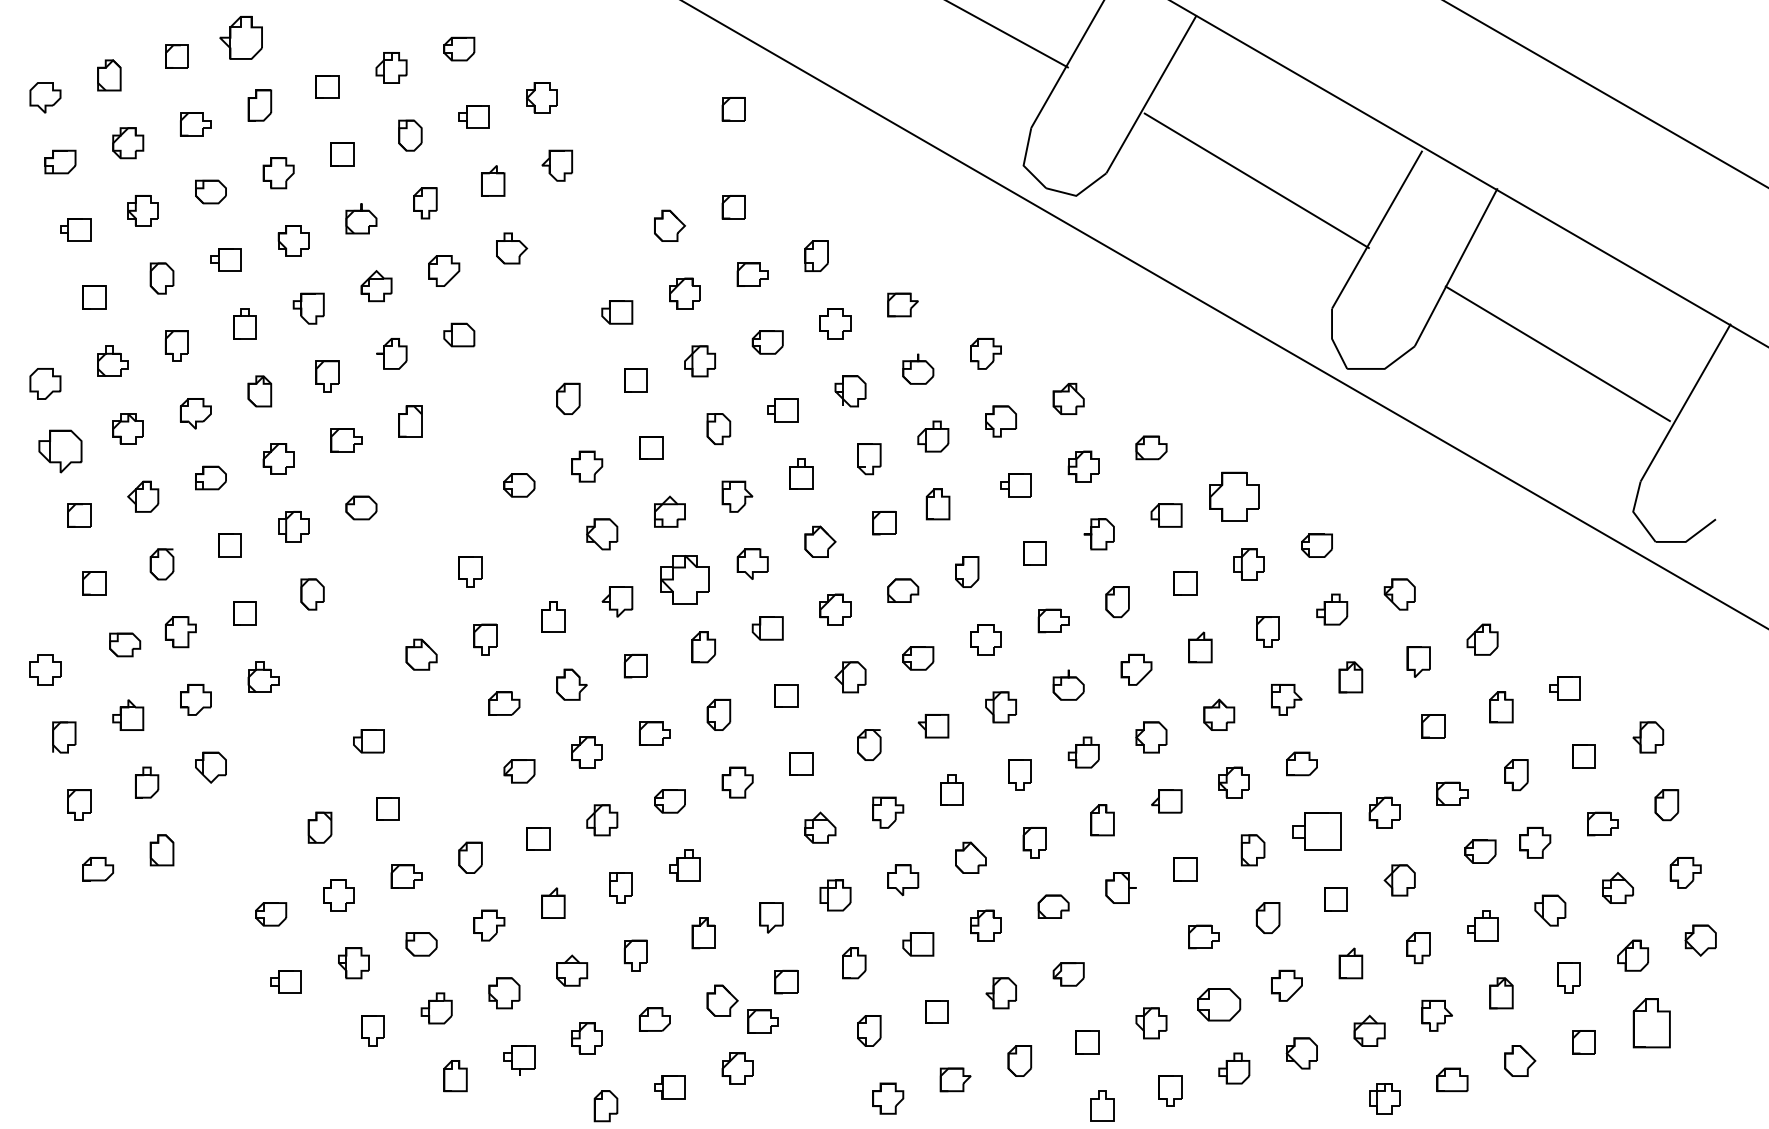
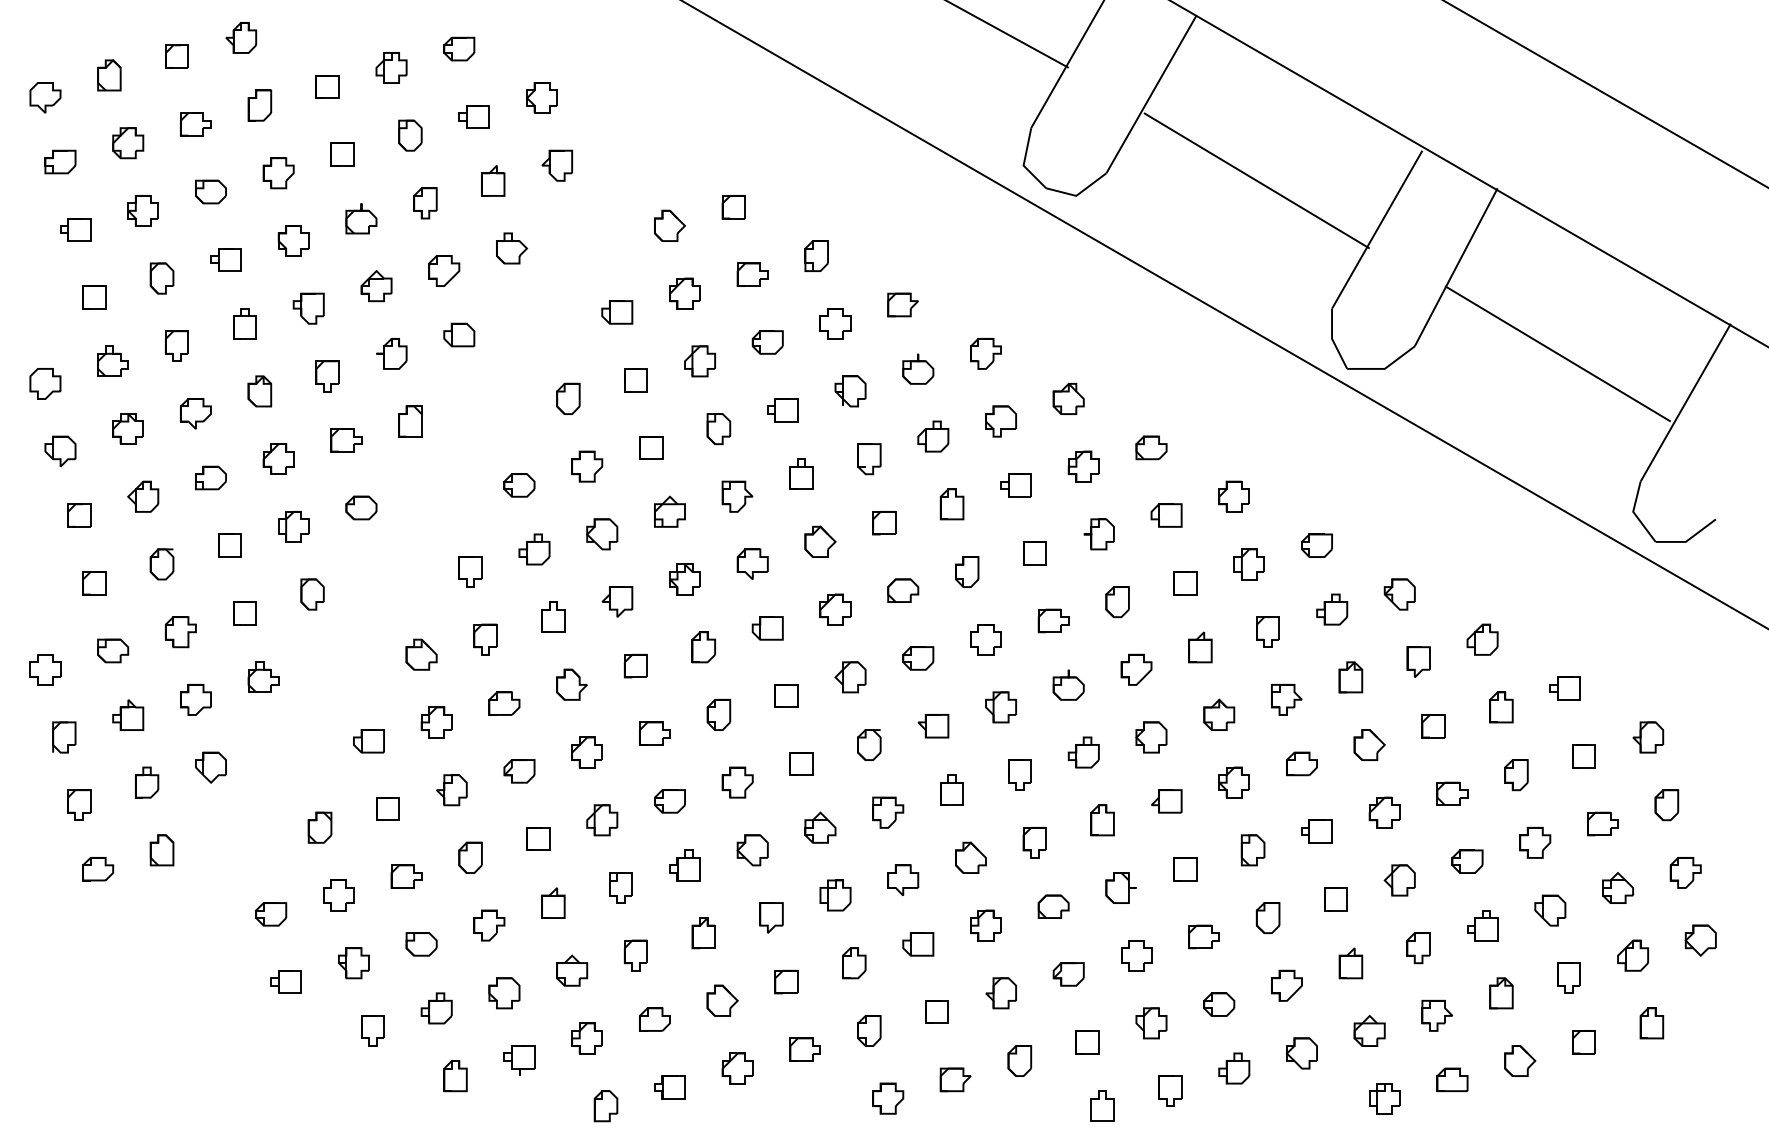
part size: 44x44 px -> 33x32 px (241, 37)
part: present -> none (733, 109)
part size: 45x45 px -> 33x33 px (60, 451)
part size: 51x51 px -> 32x33 px (1233, 496)
part position: (937, 504) -> (951, 504) (951, 504)
part: none -> present (534, 549)
part size: 50x50 px -> 32x33 px (684, 579)
part position: (125, 644) -> (113, 650) (113, 650)
part: none -> present (436, 722)
part: none -> present (1369, 744)
part: none -> present (451, 790)
part size: 50x39 px -> 32x25 px (1316, 831)
part: none -> present (752, 850)
part position: (1480, 851) -> (1467, 861) (1467, 861)
part: none -> present (1136, 955)
part size: 45x34 px -> 33x25 px (1219, 1004)
part position: (762, 1021) -> (804, 1049) (804, 1049)
part size: 39x51 px -> 26x33 px (1651, 1023)
